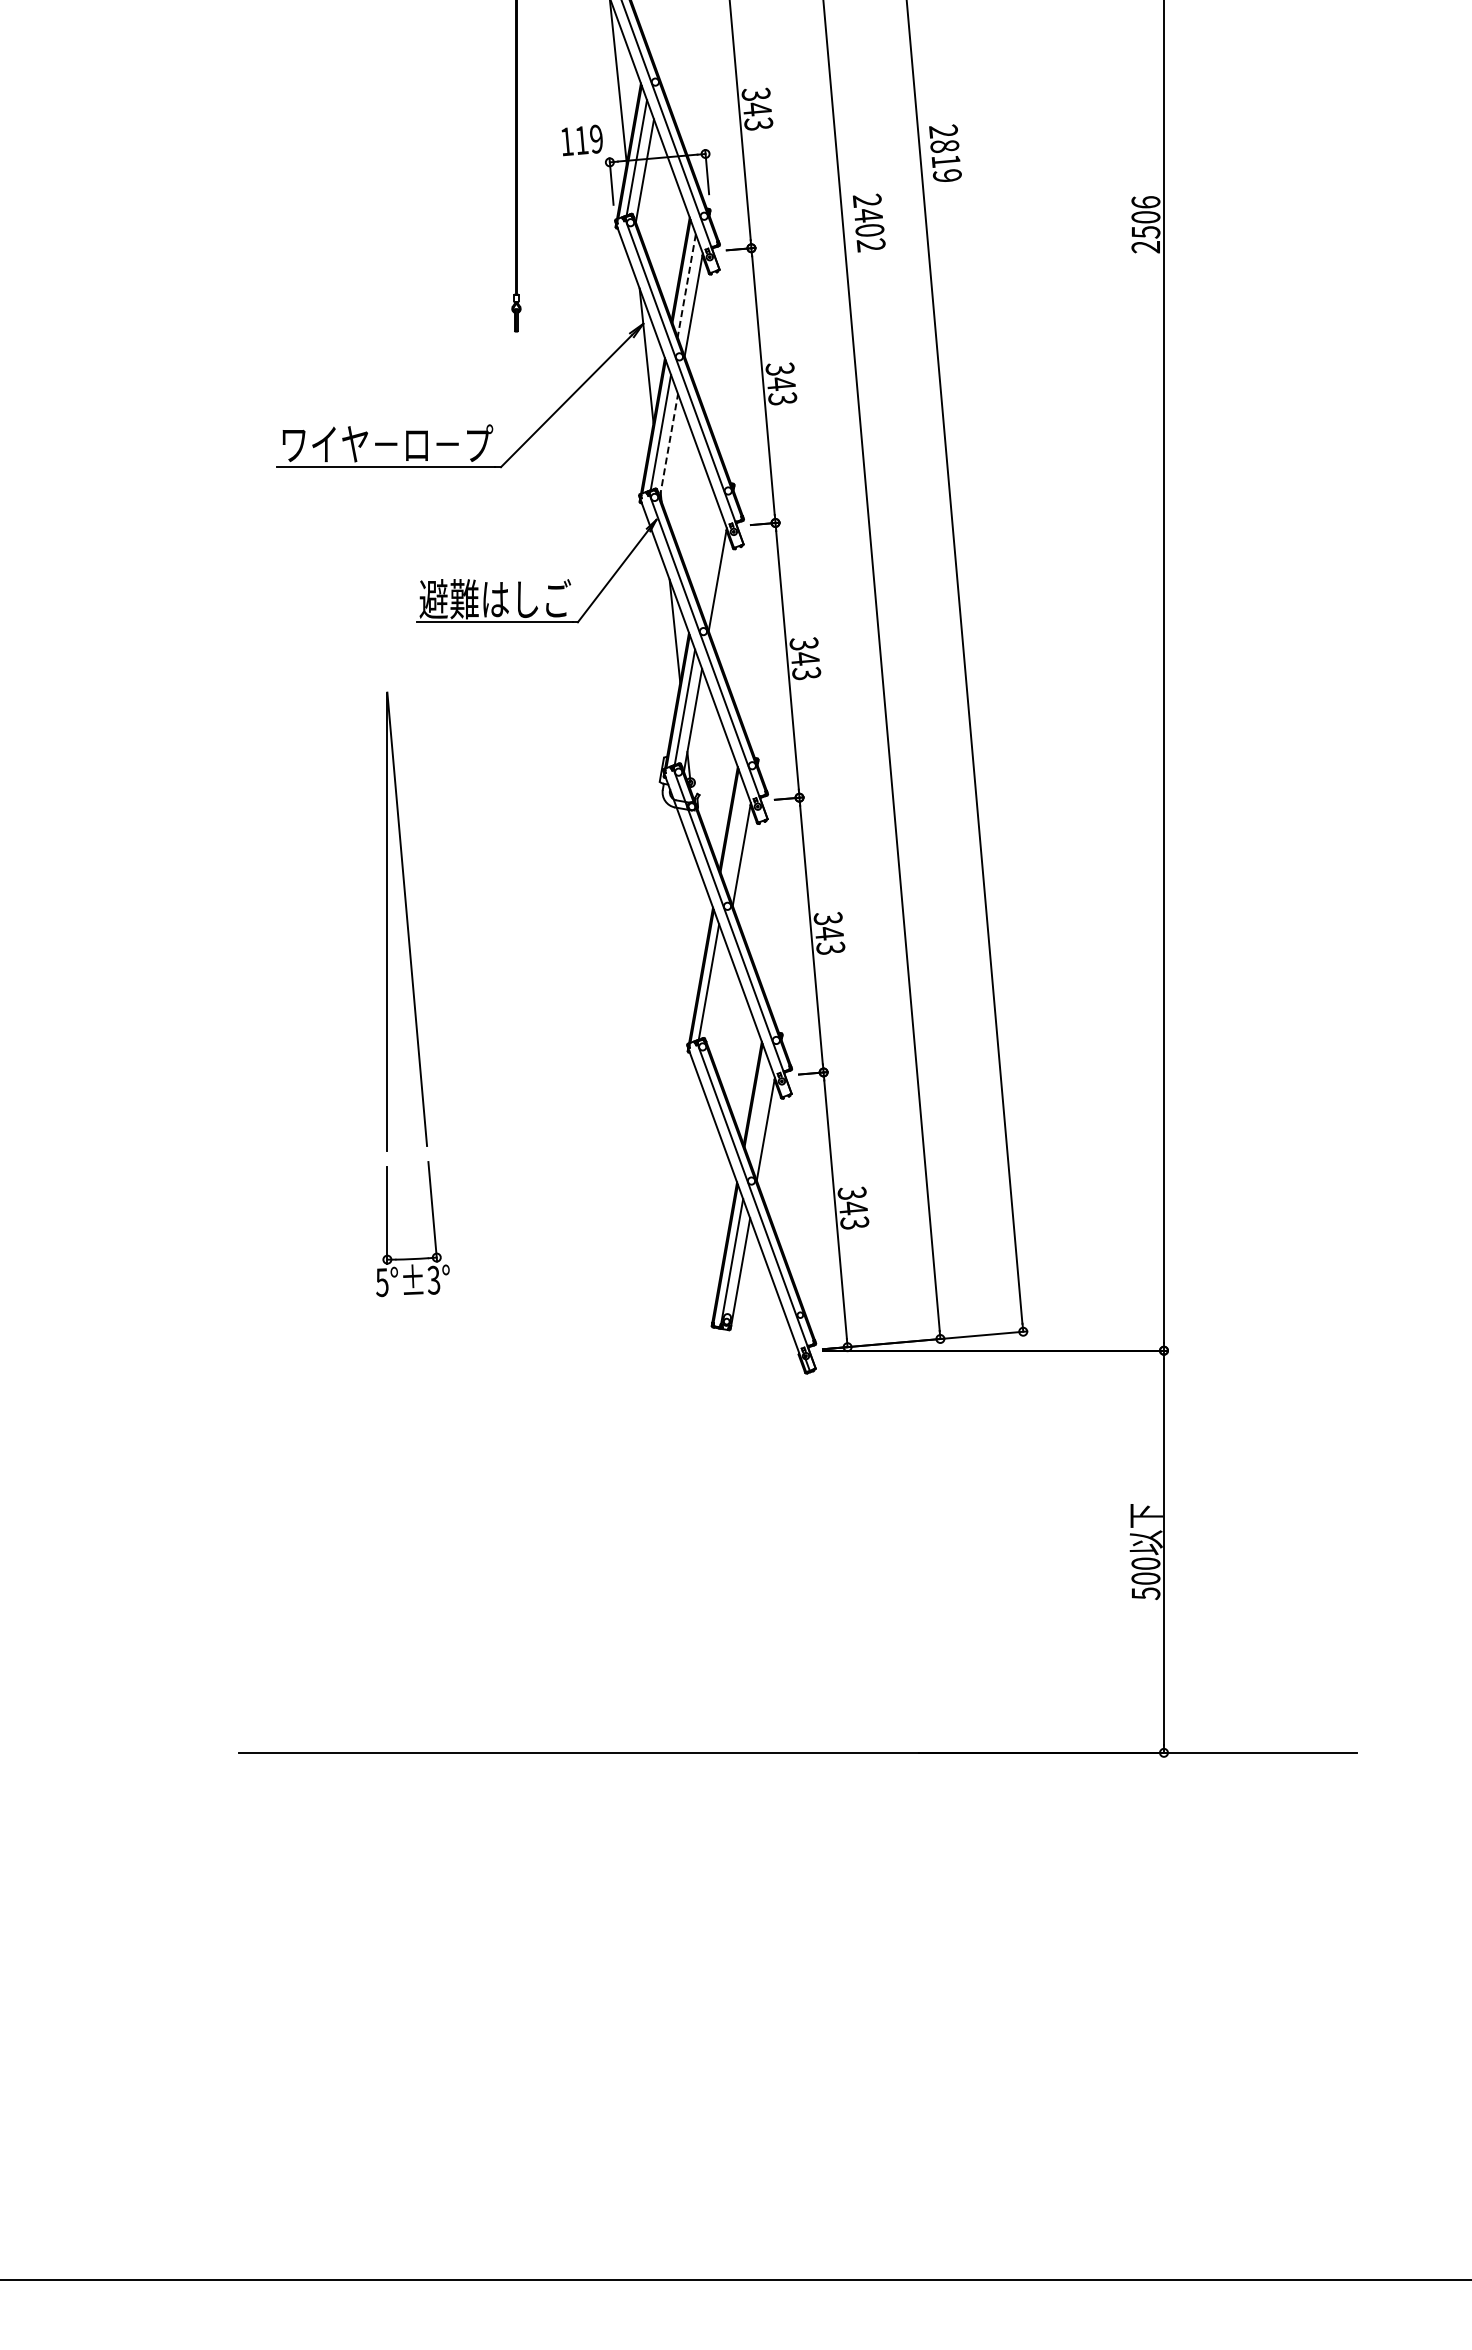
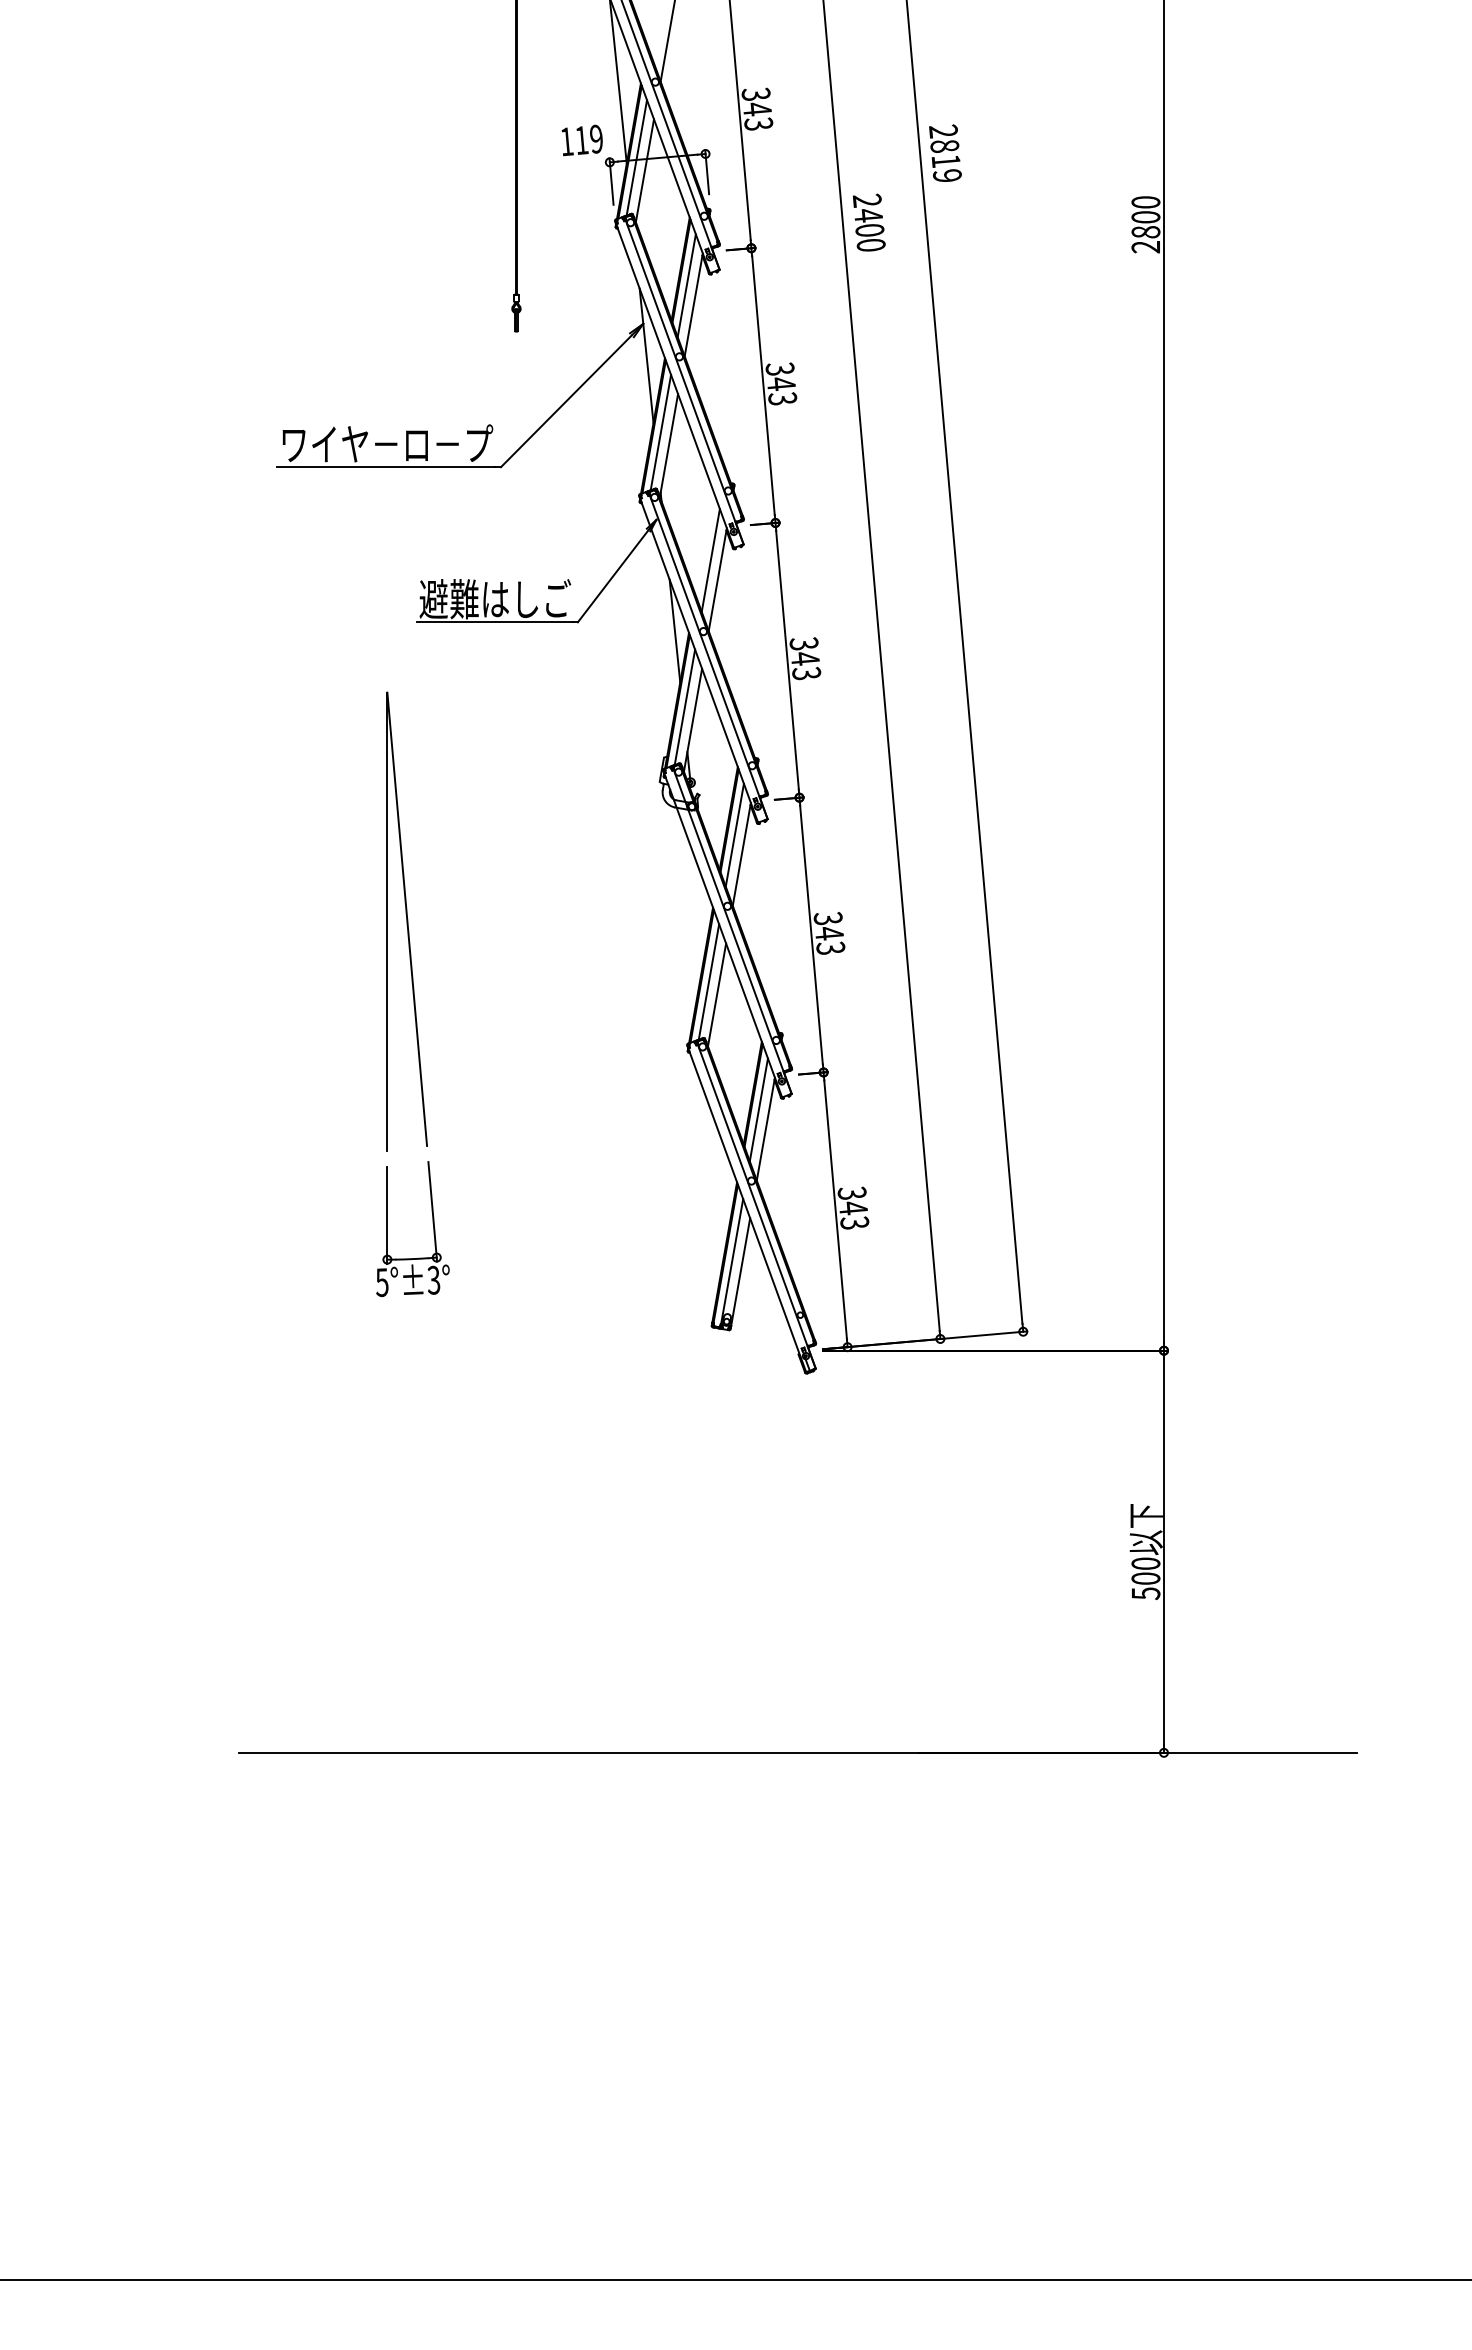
line: none -> present (667, 41)
text: 2506 -> 2800 (1145, 217)
text: 2402 -> 2400 (870, 245)
line: dashed -> solid (686, 286)
line: dashed -> solid (669, 445)
line: none -> present (710, 560)
line: none -> present (734, 834)
line: none -> present (716, 994)
line: none -> present (758, 1109)
